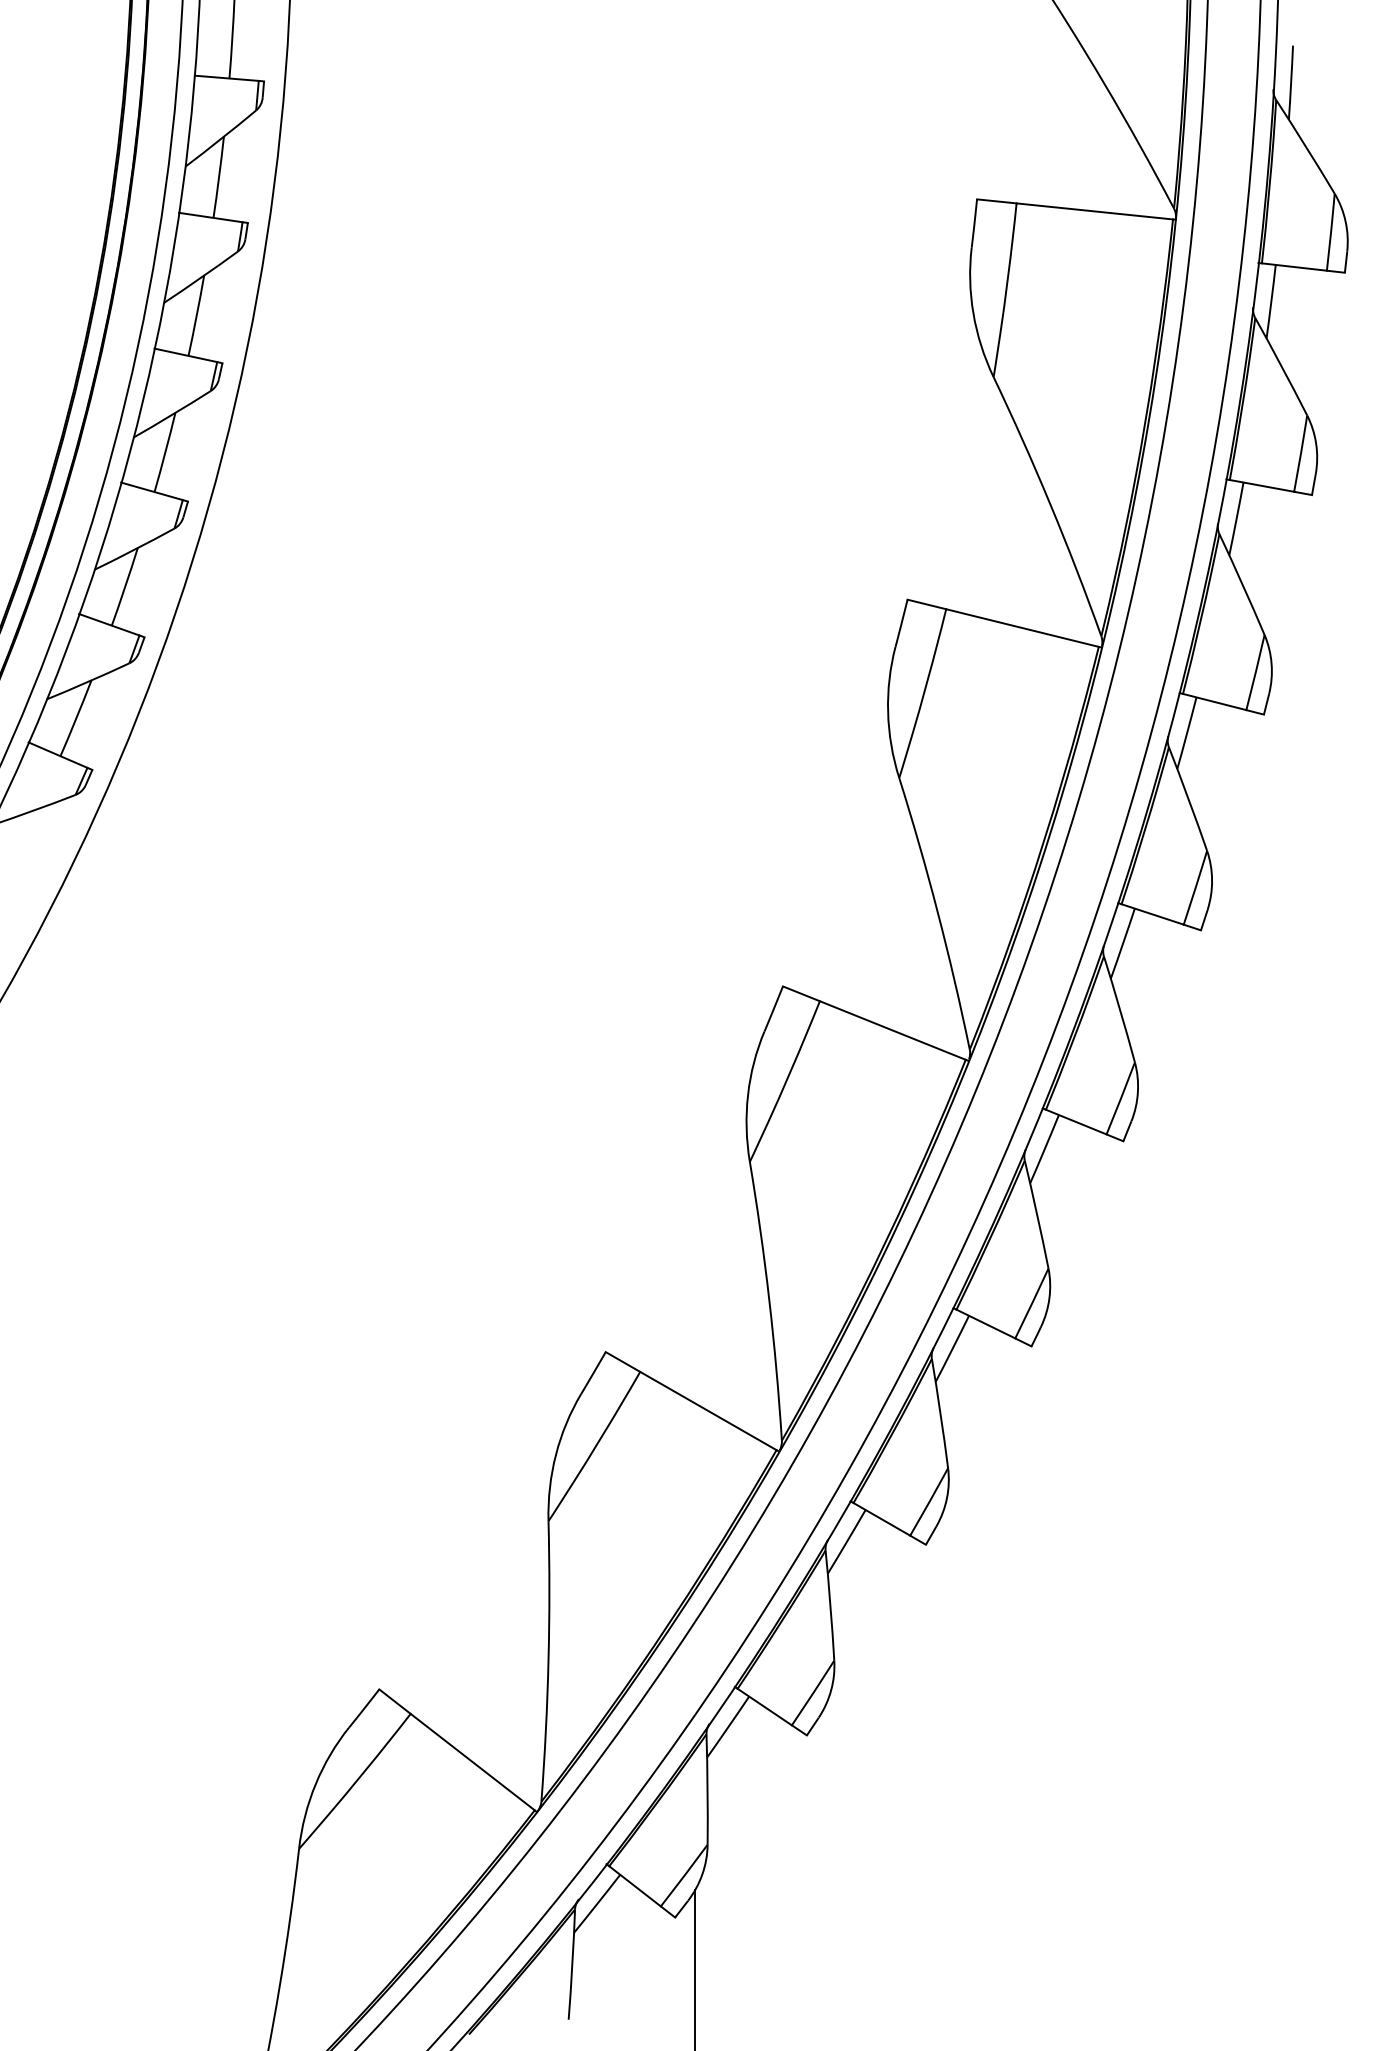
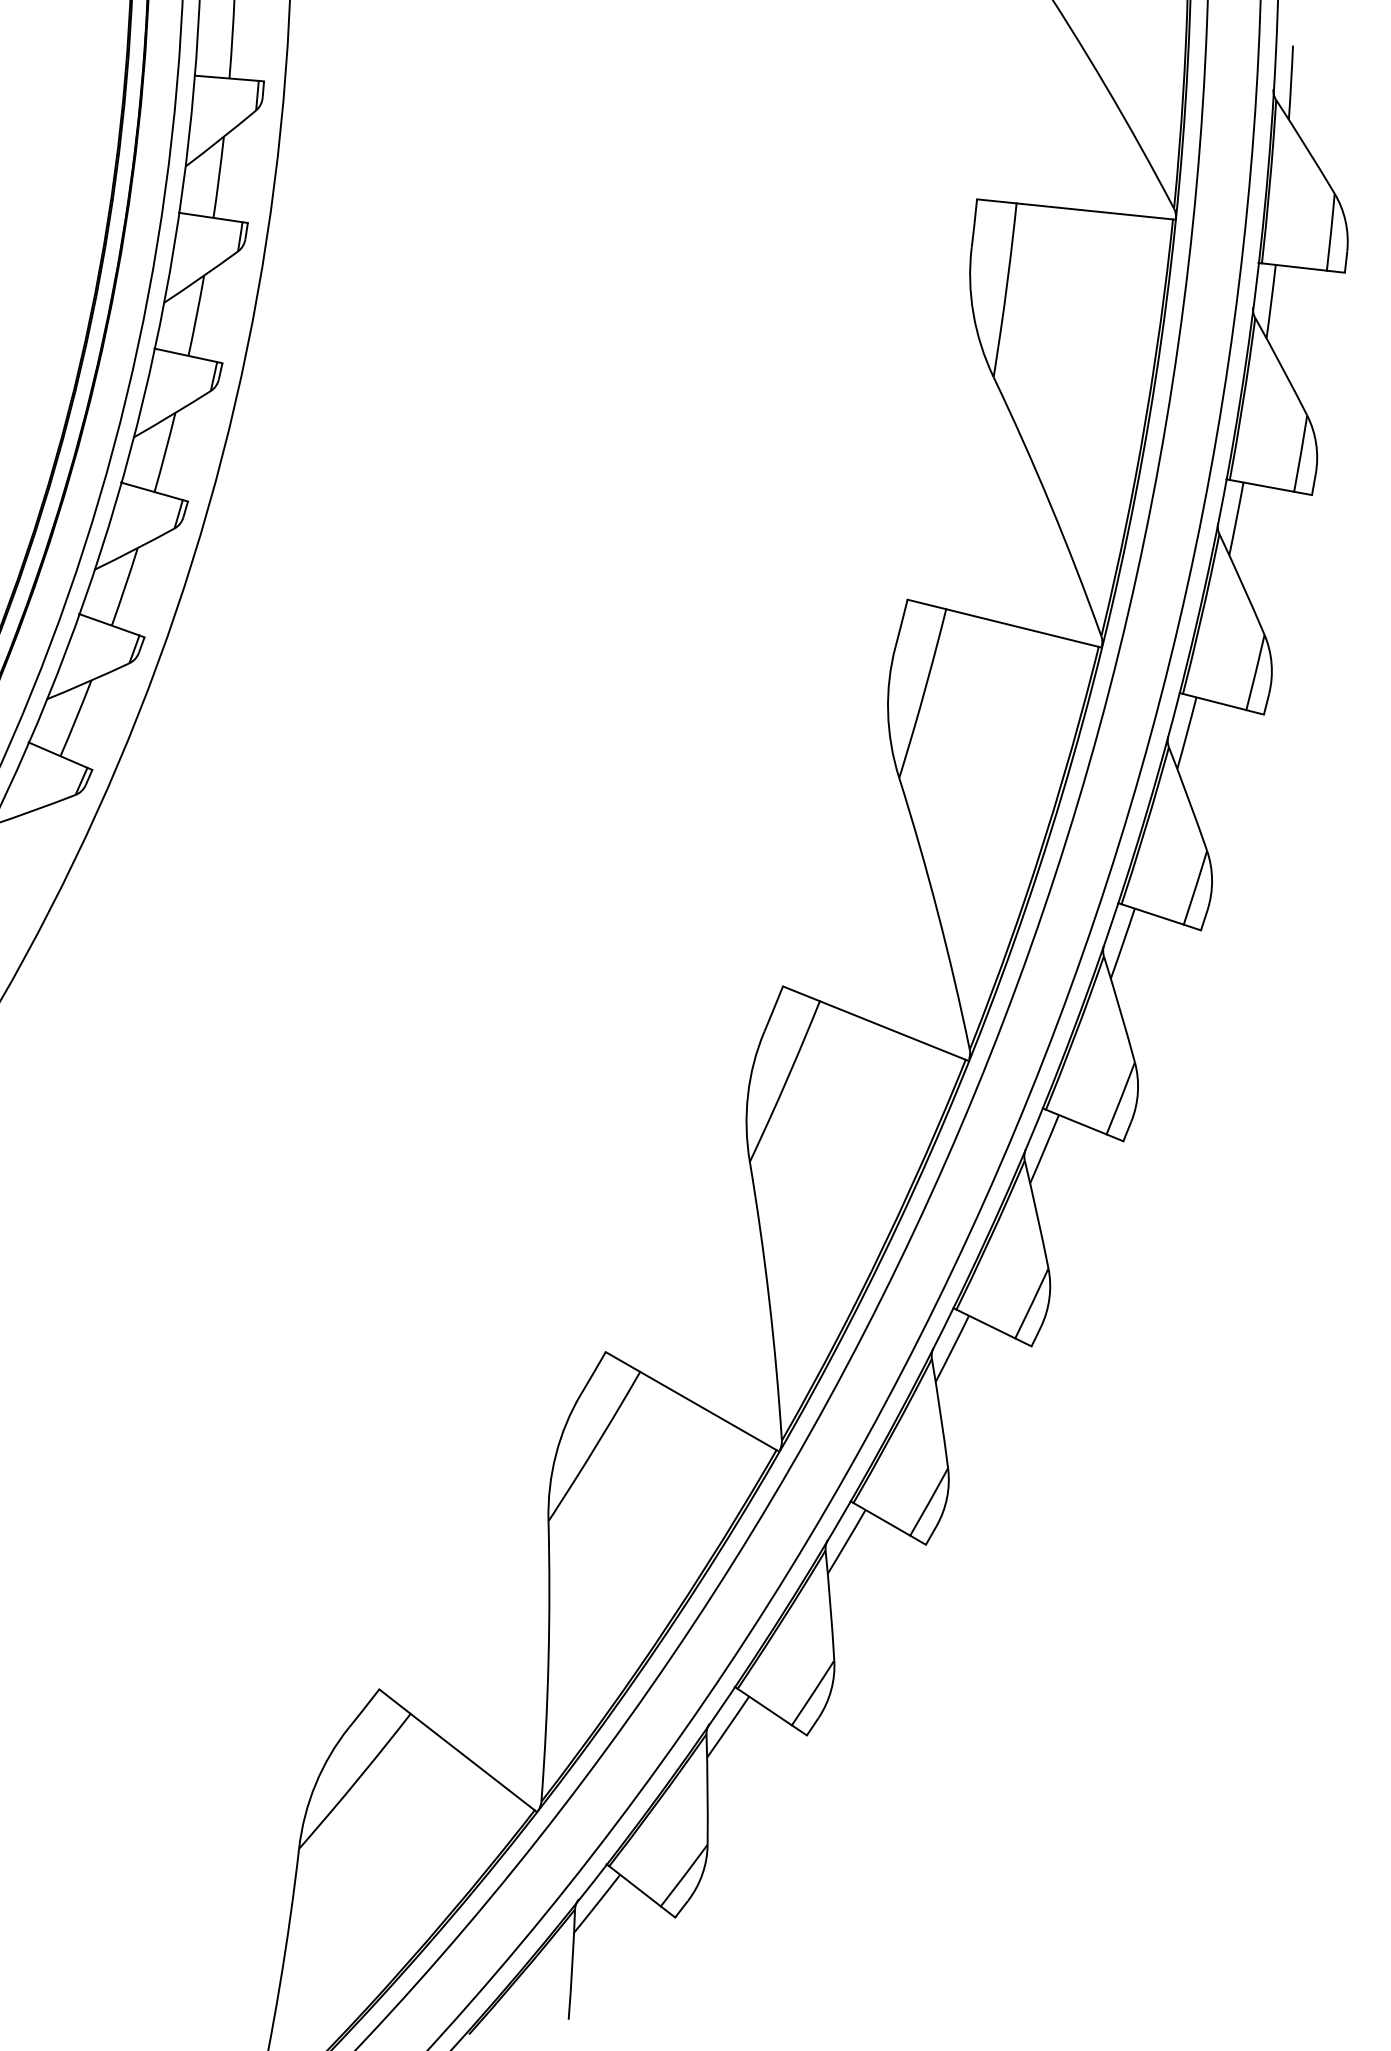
line: present -> none (695, 1968)
